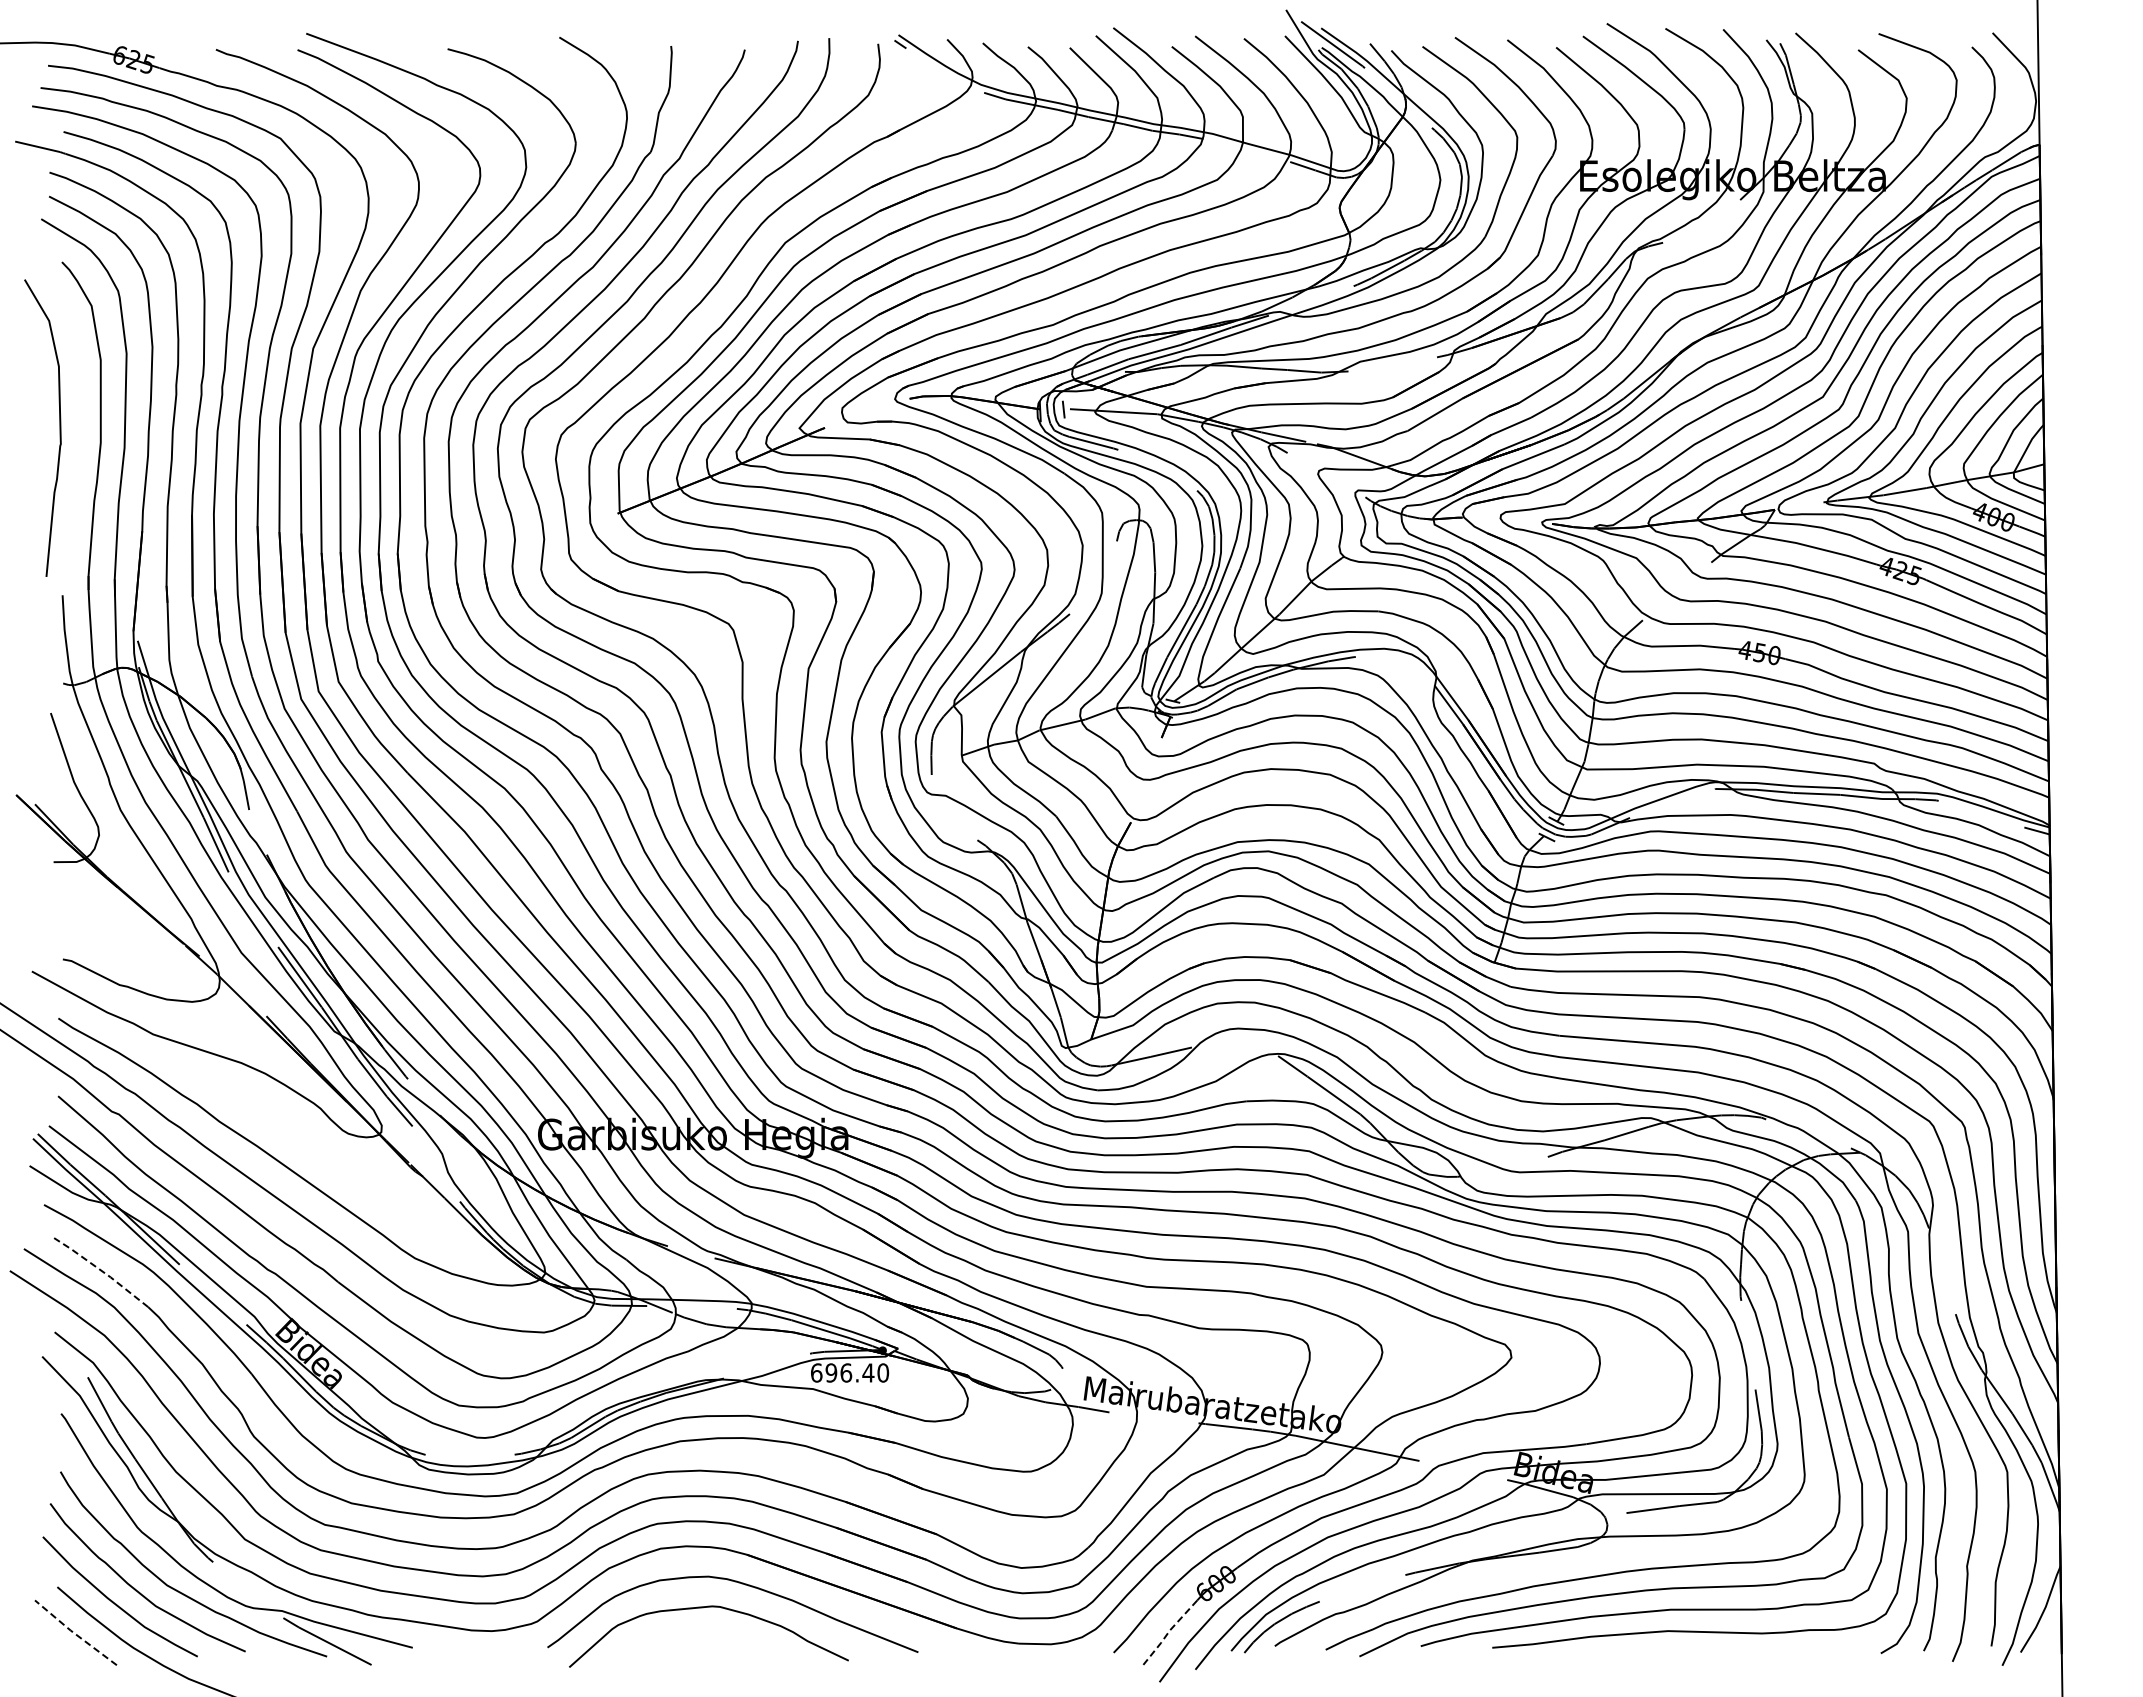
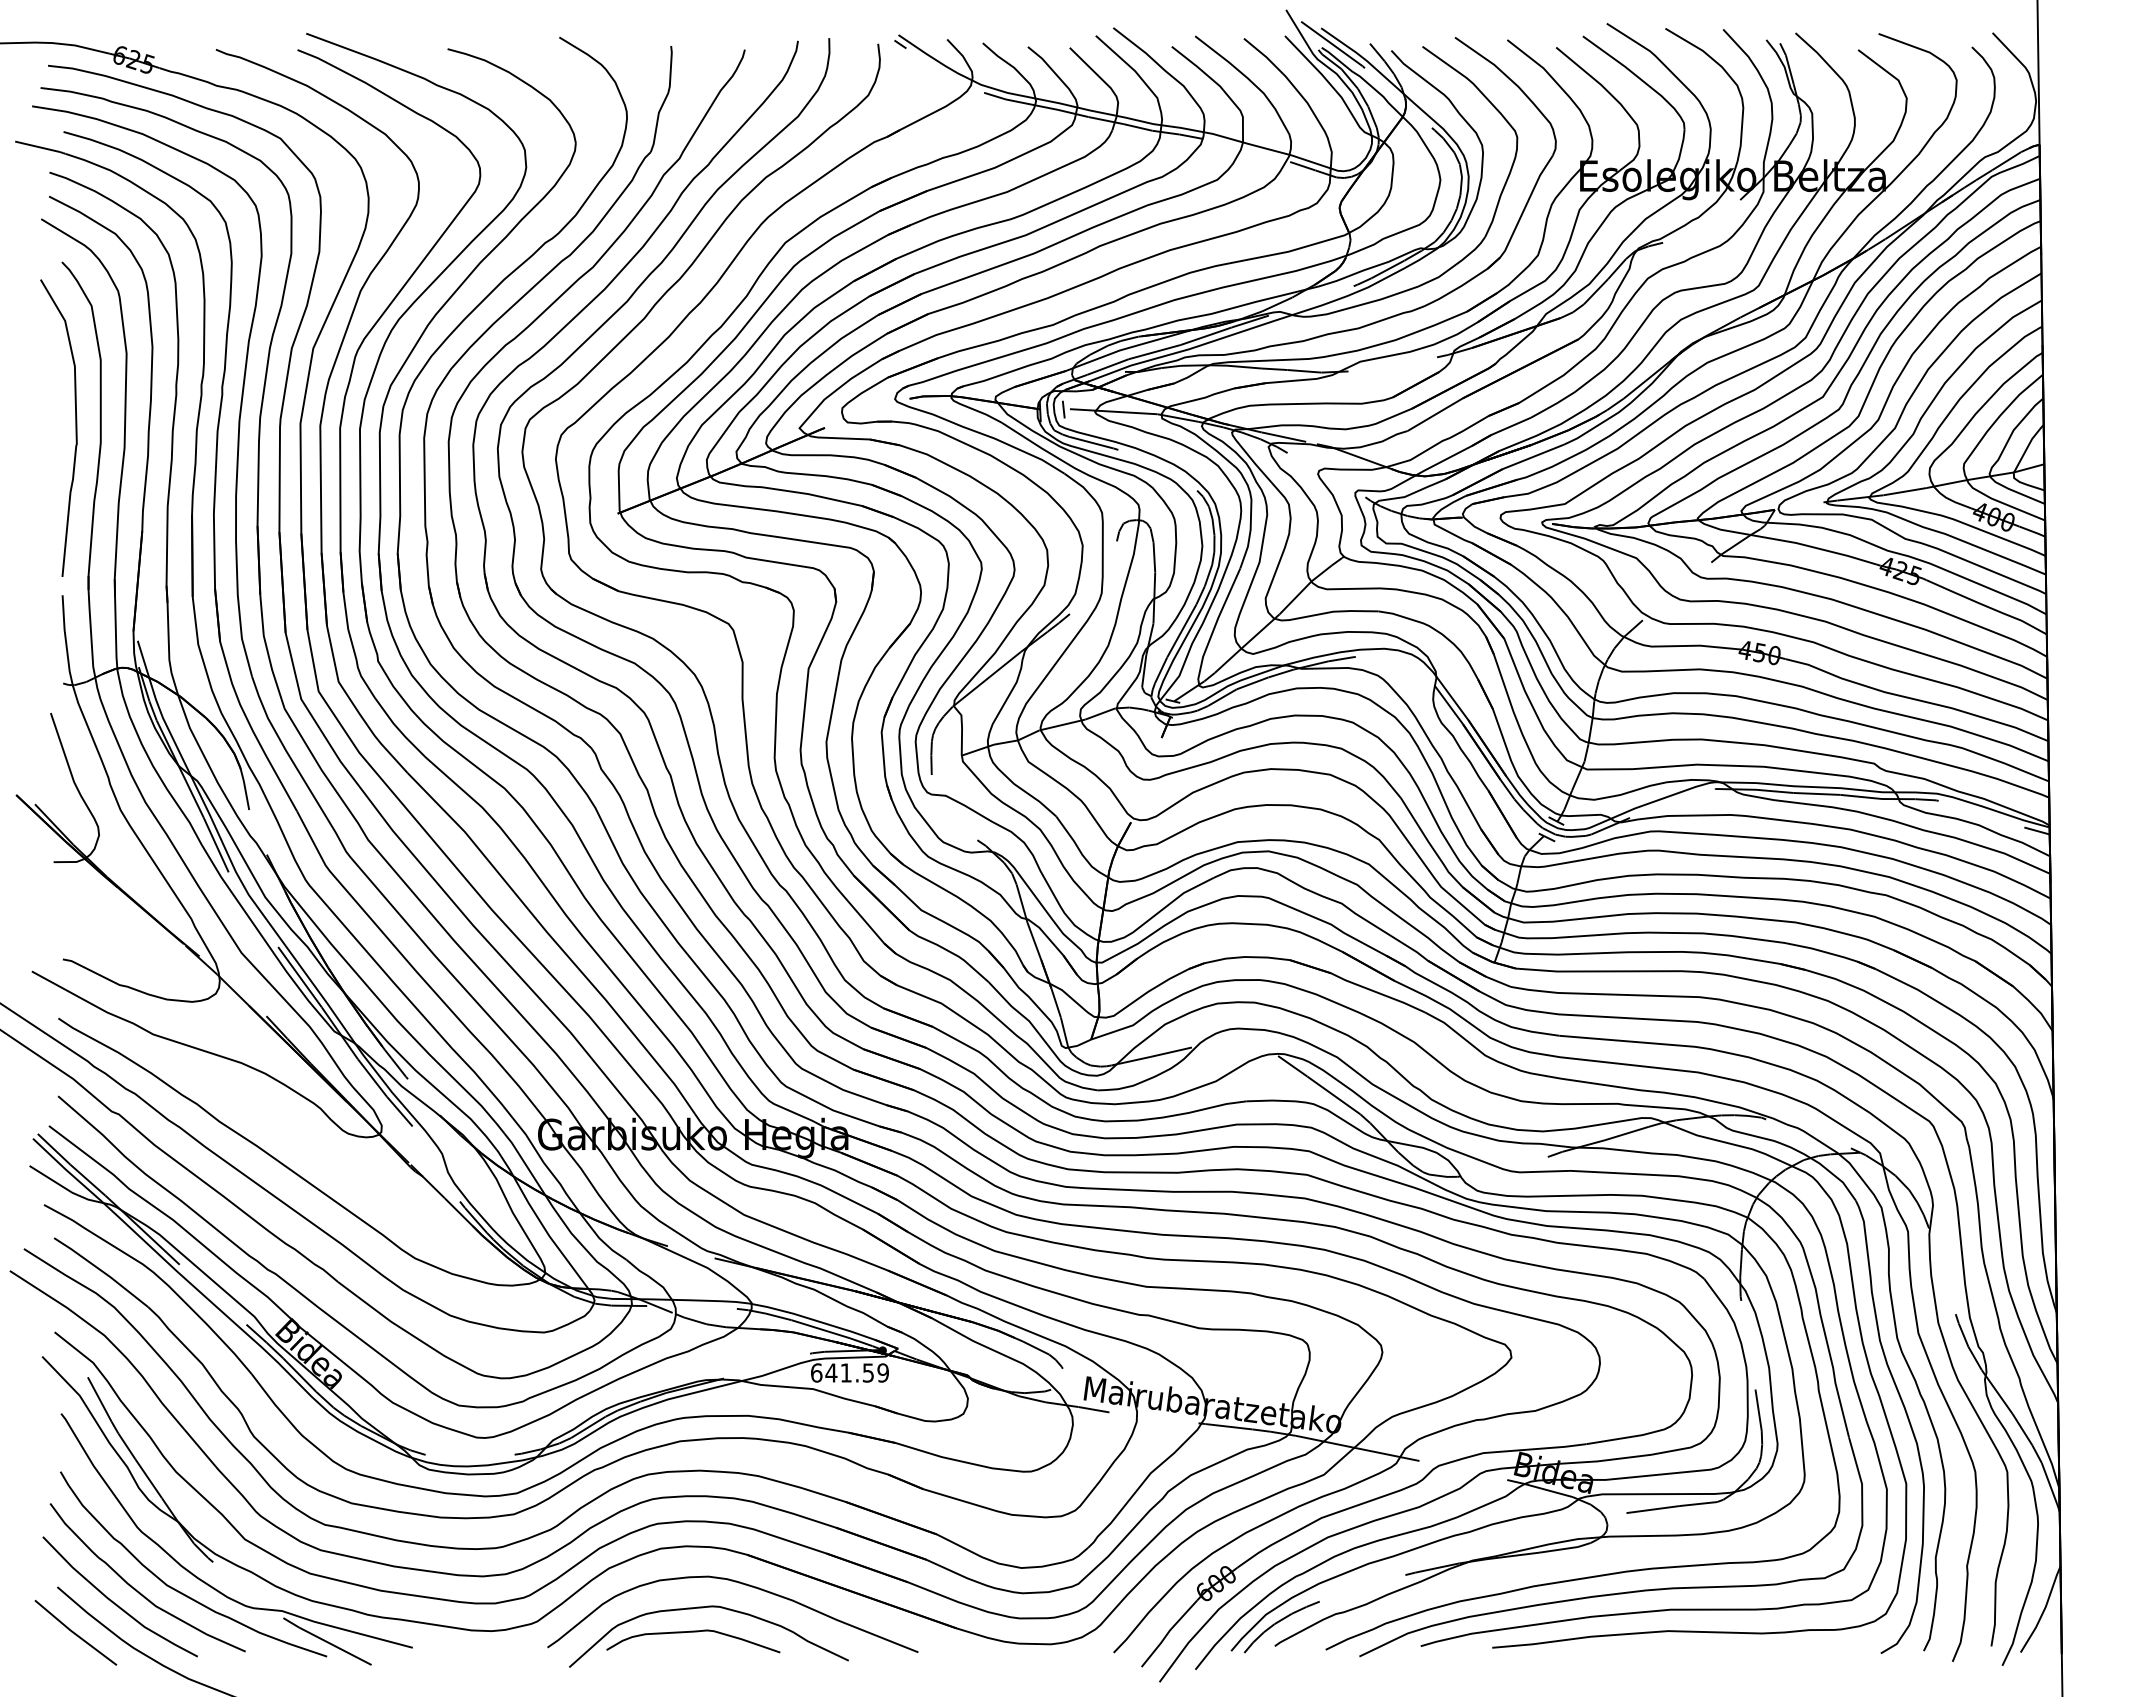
curve position: (59, 427) -> (75, 427) (75, 427)
line: dashed -> solid (101, 1270)
text: 696.40 -> 641.59 (856, 1372)
curve: none -> present (693, 1632)
line: dashed -> solid (74, 1633)
line: dashed -> solid (1167, 1633)
